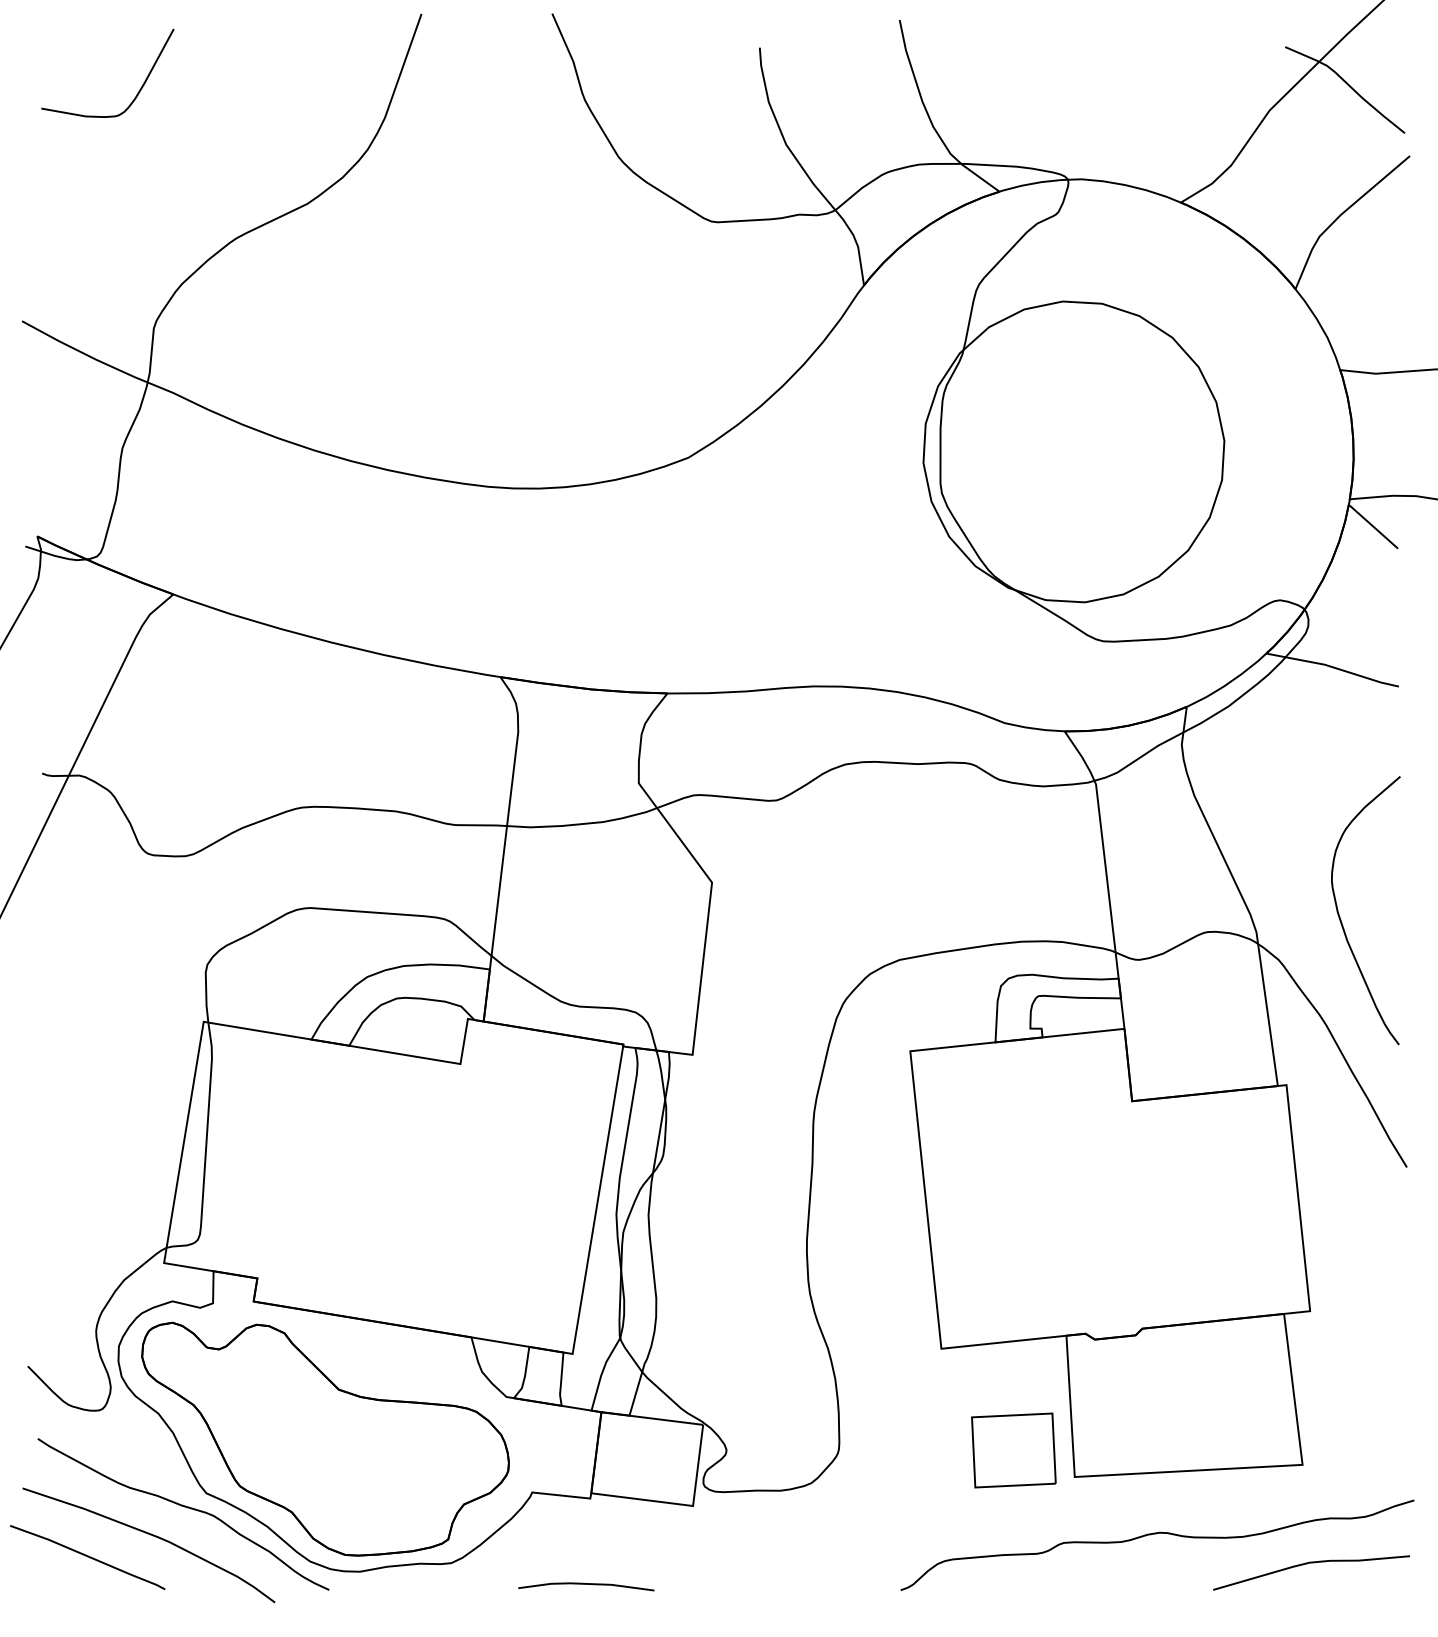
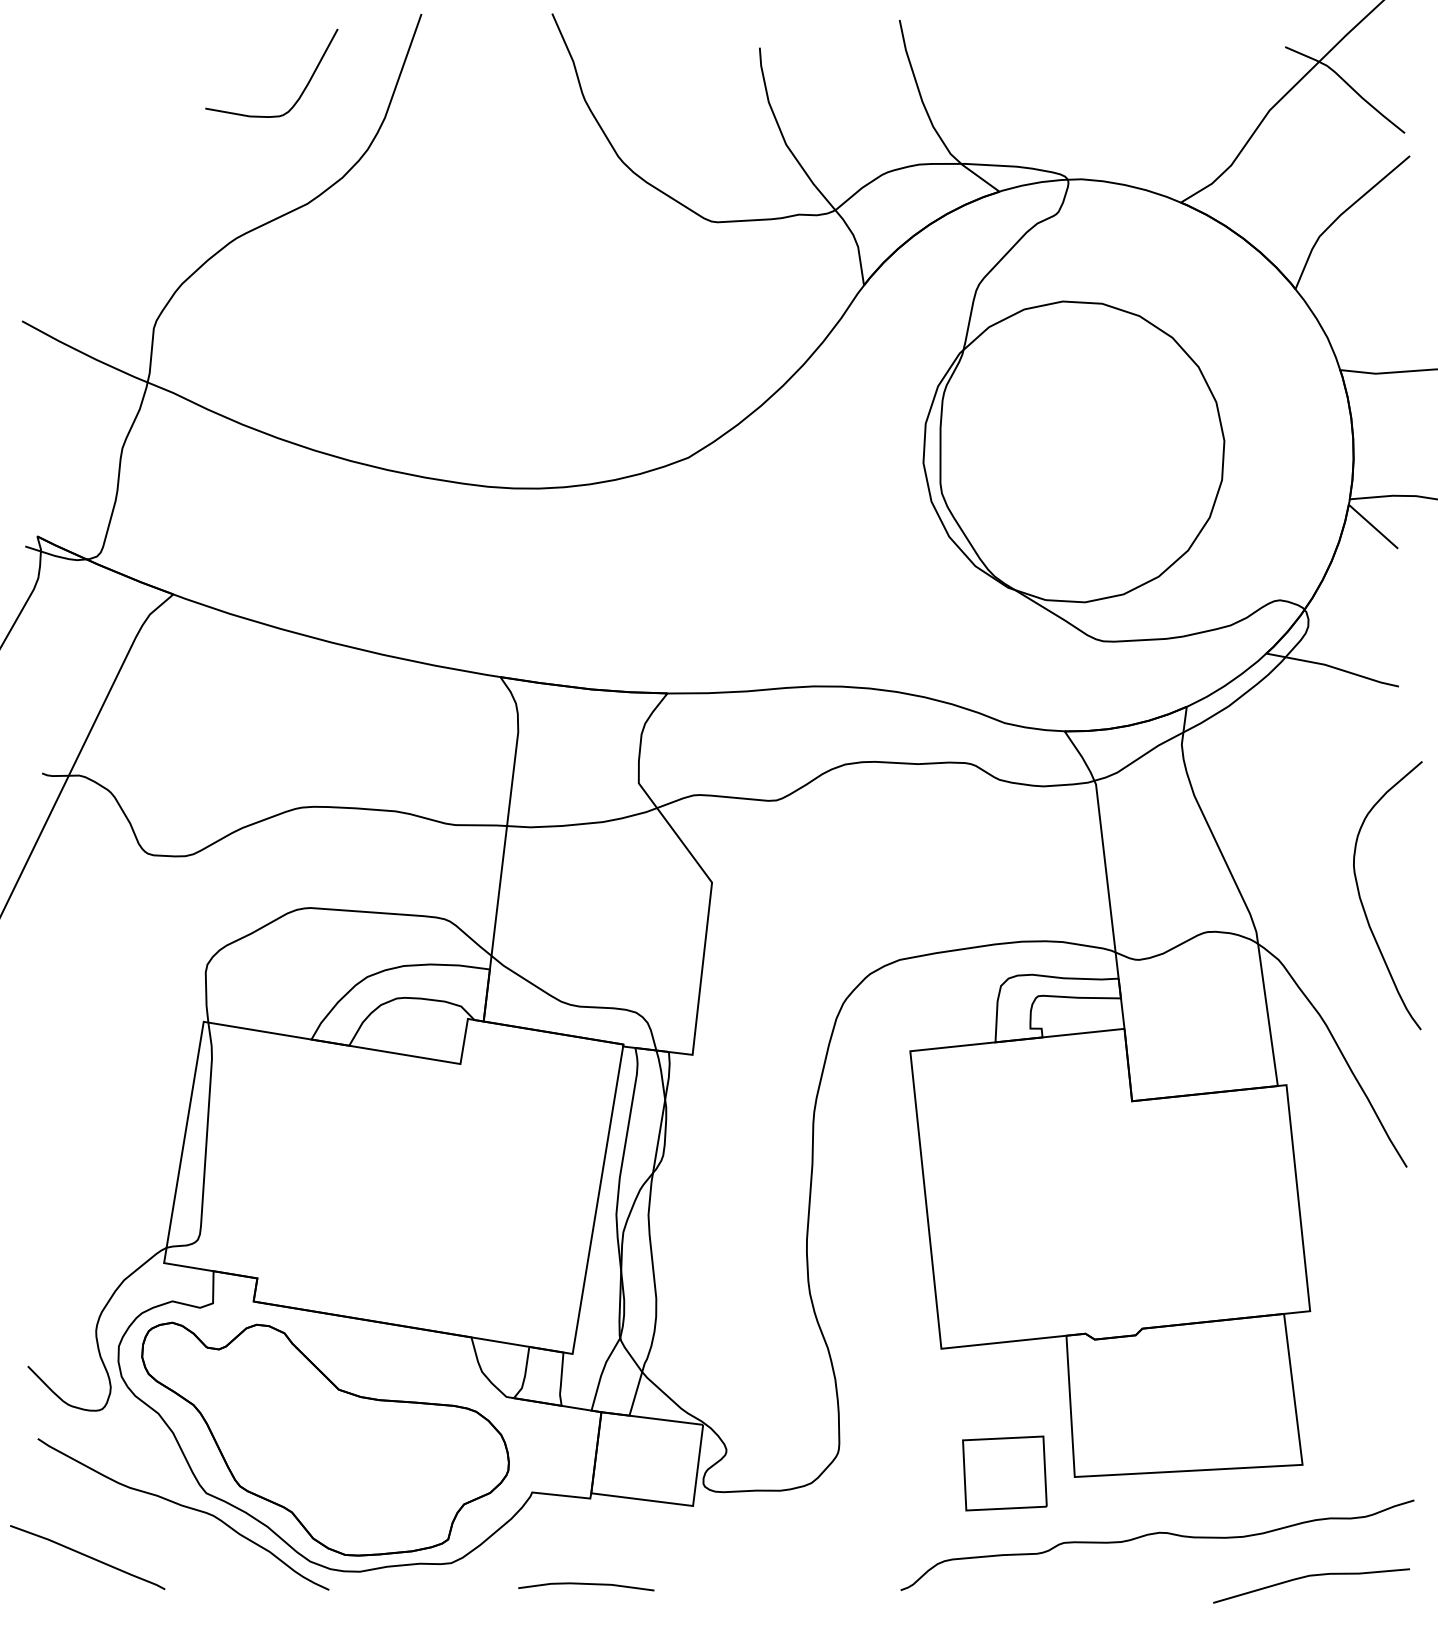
curve position: (137, 92) -> (301, 92) (301, 92)
curve position: (1341, 919) -> (1363, 904) (1363, 904)
part position: (1013, 1450) -> (1004, 1473) (1004, 1473)
curve: present -> none (152, 1536)
curve position: (1307, 1564) -> (1307, 1577) (1307, 1577)
